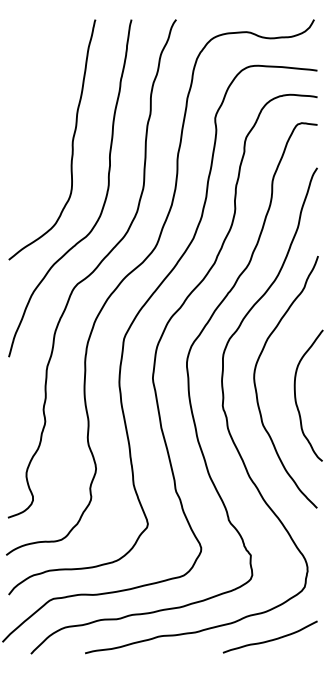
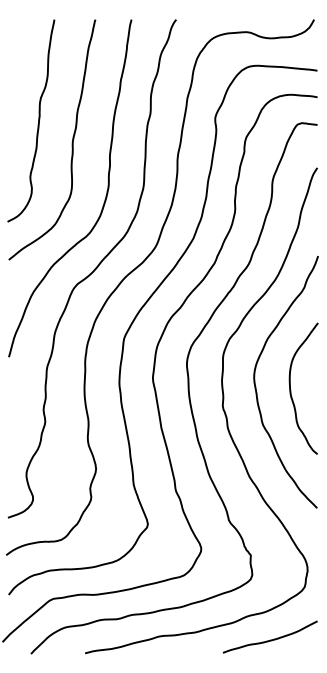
curve: none -> present (38, 120)
curve position: (296, 396) -> (291, 389) (291, 389)
